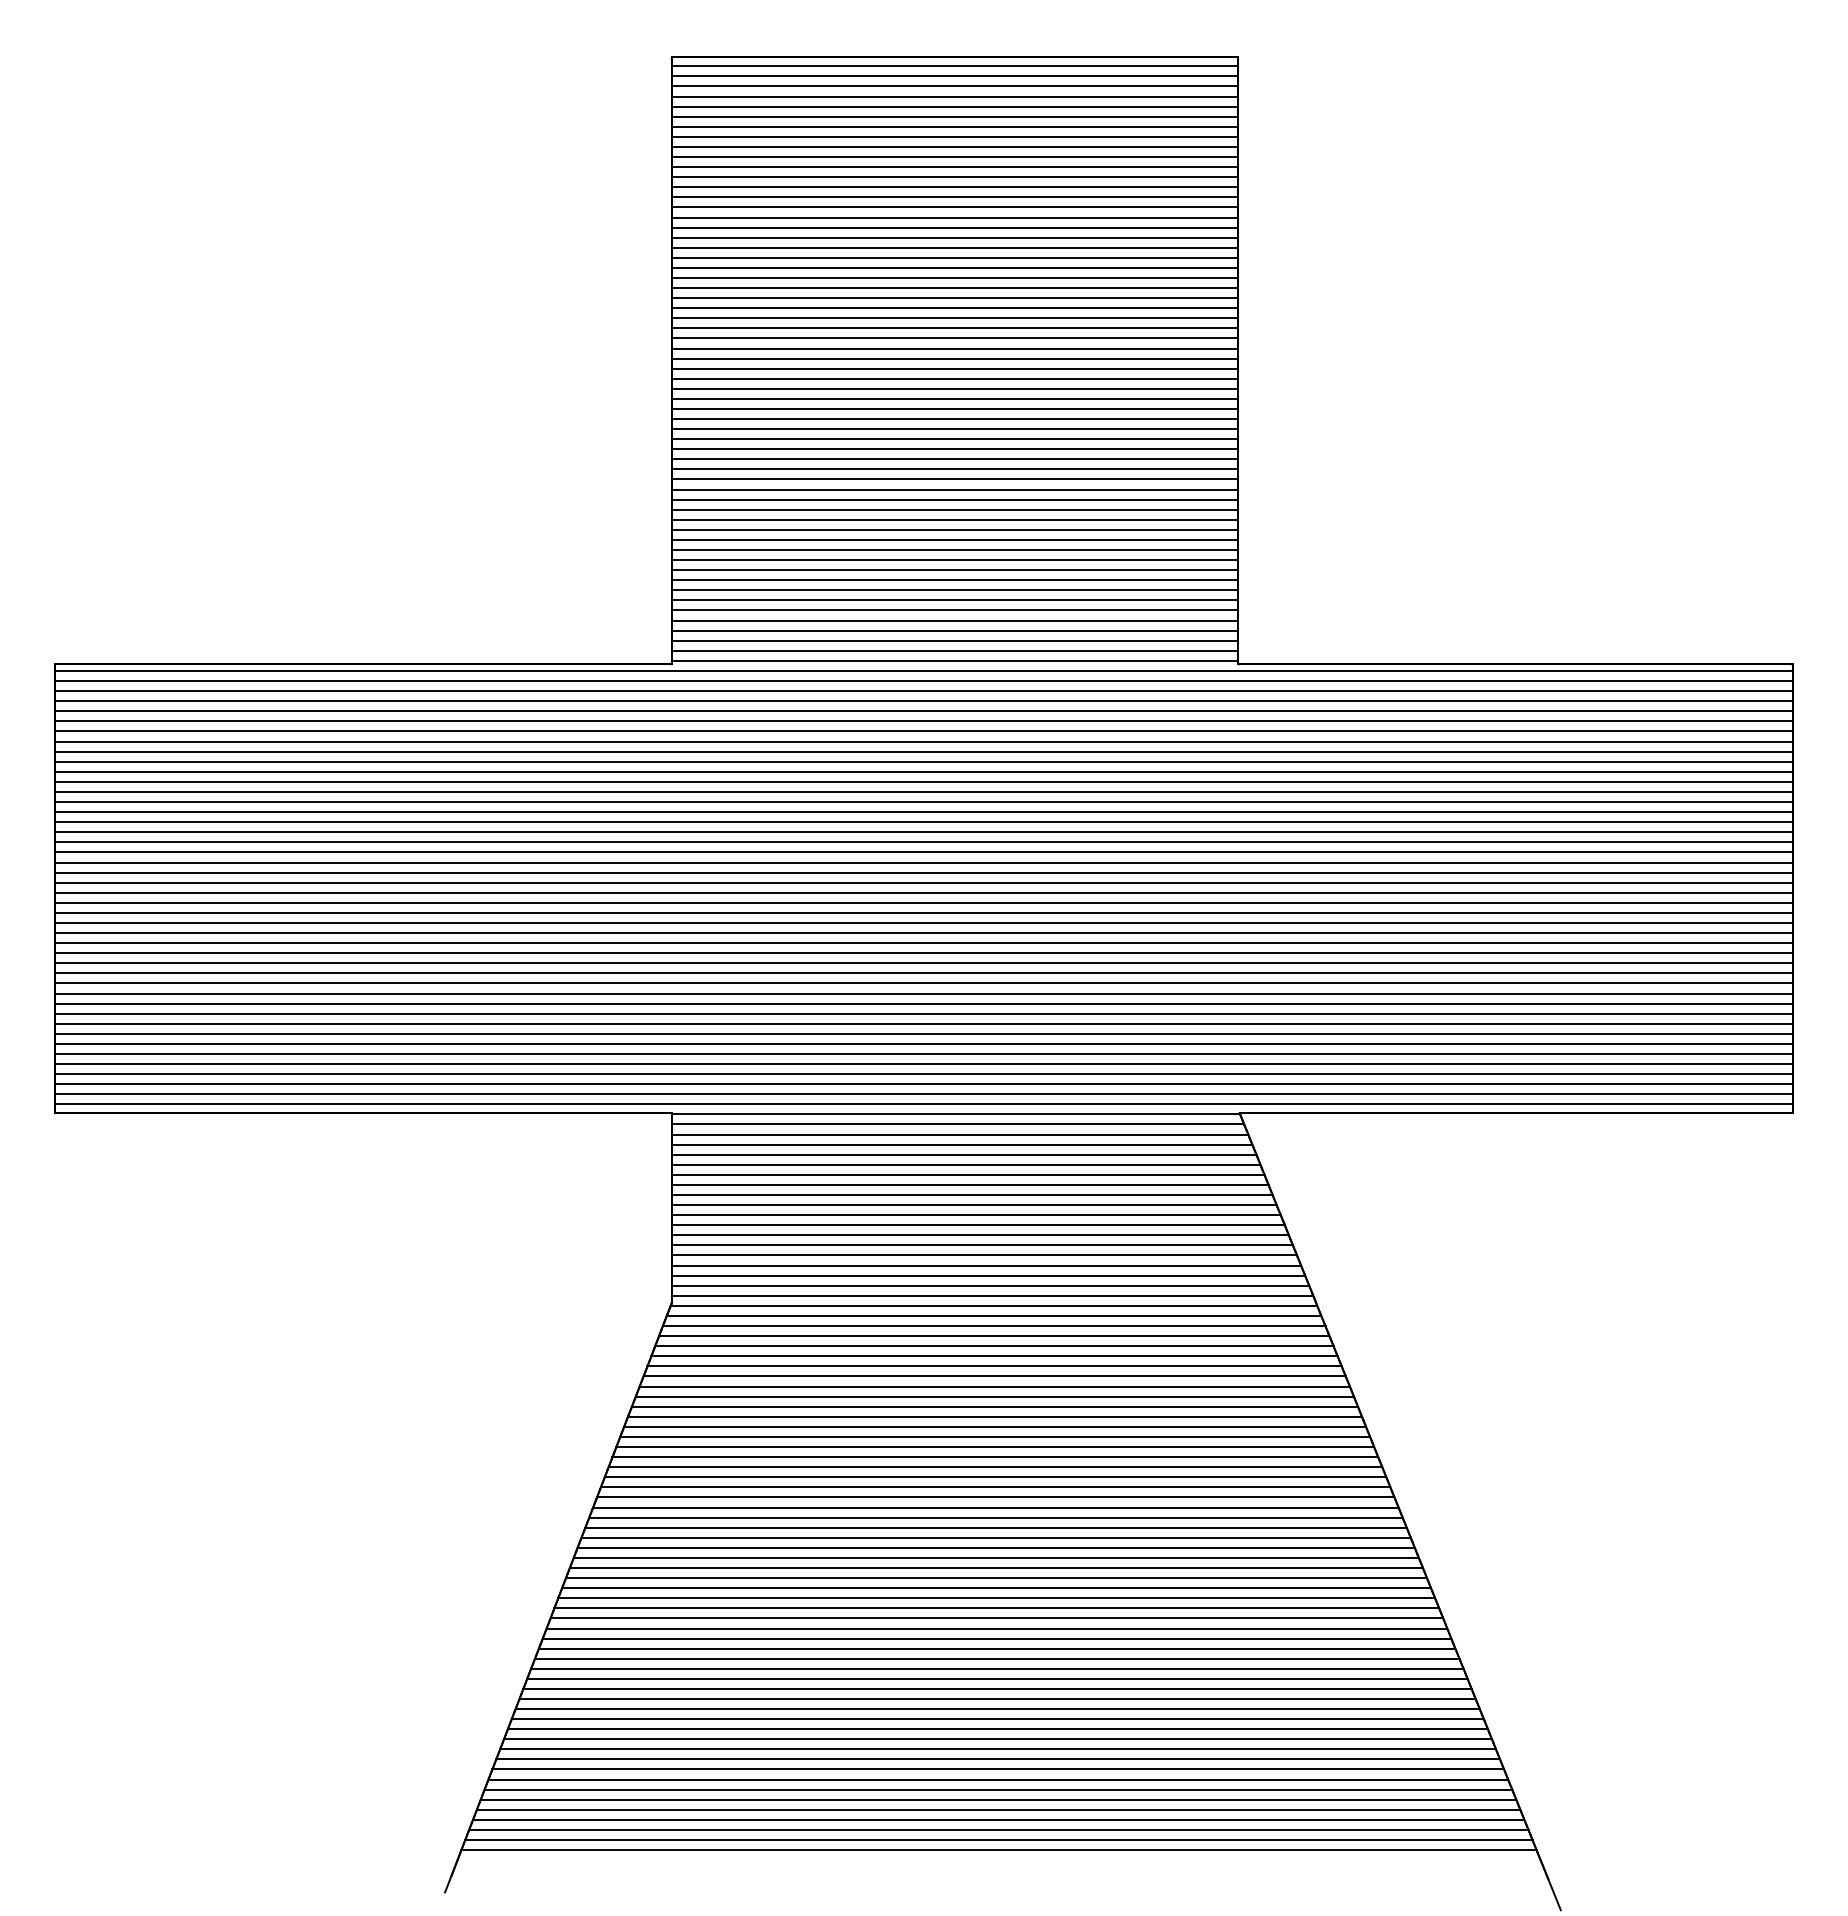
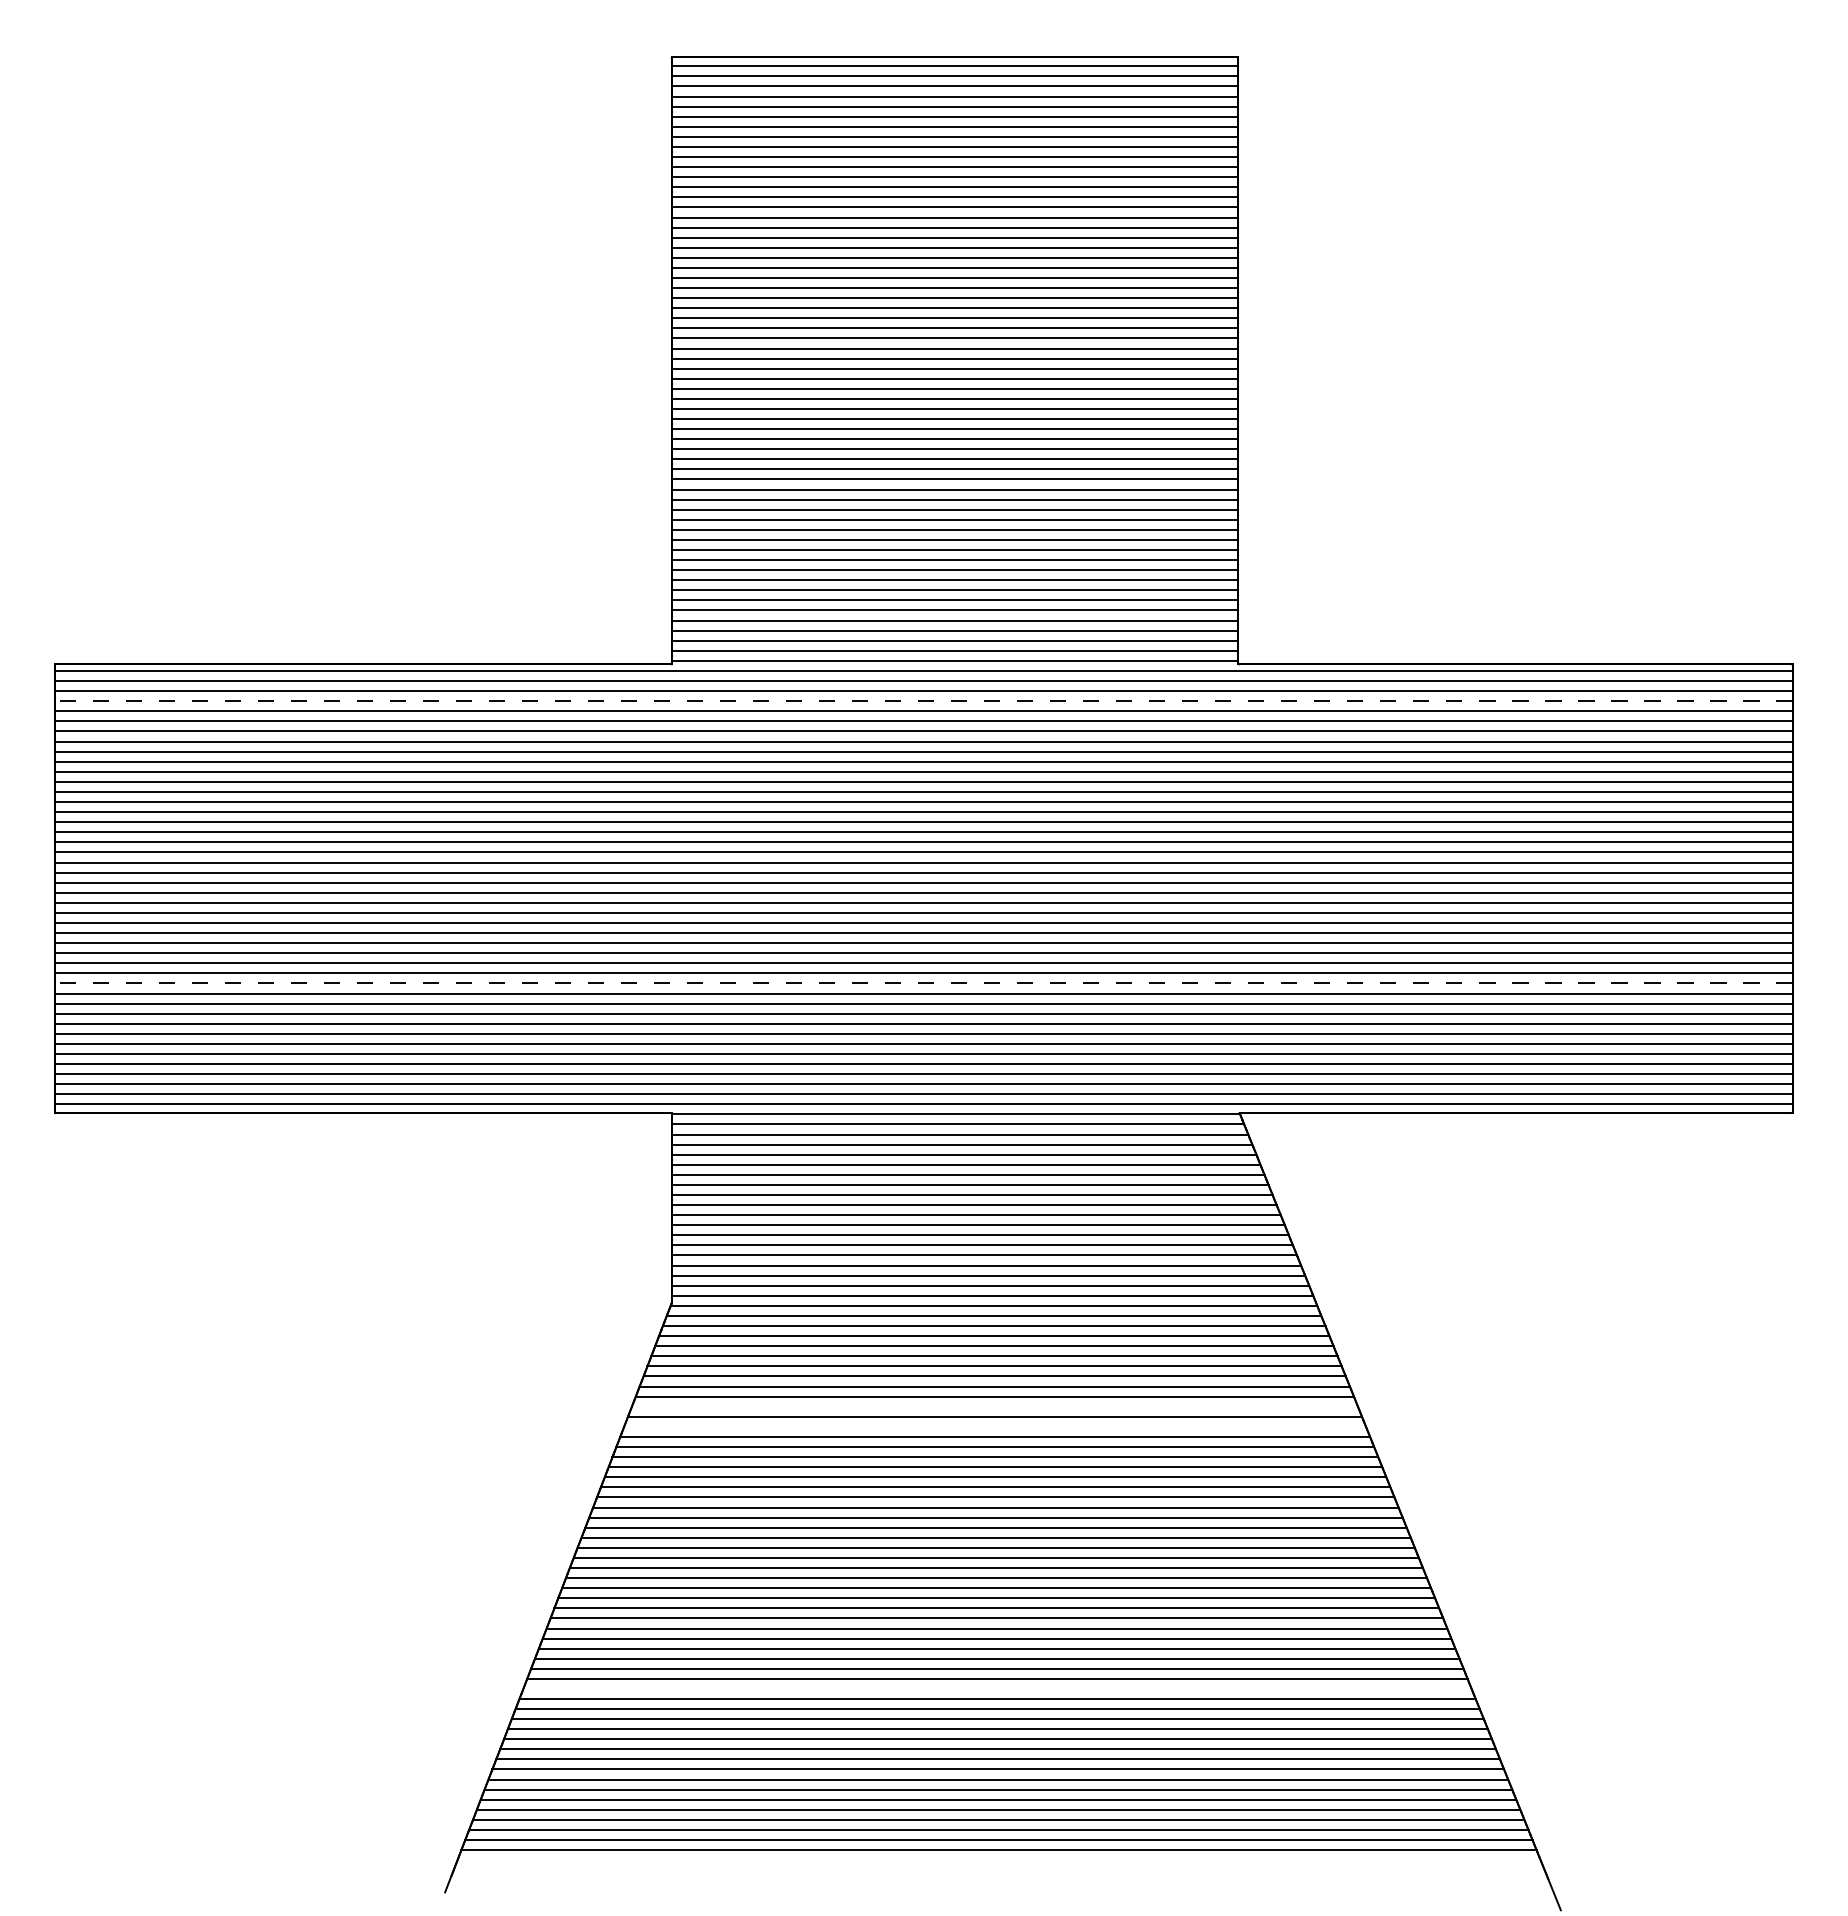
line: solid -> dashed (924, 701)
line: solid -> dashed (924, 983)
line: present -> none (994, 1406)
line: present -> none (995, 1426)
line: present -> none (997, 1688)
